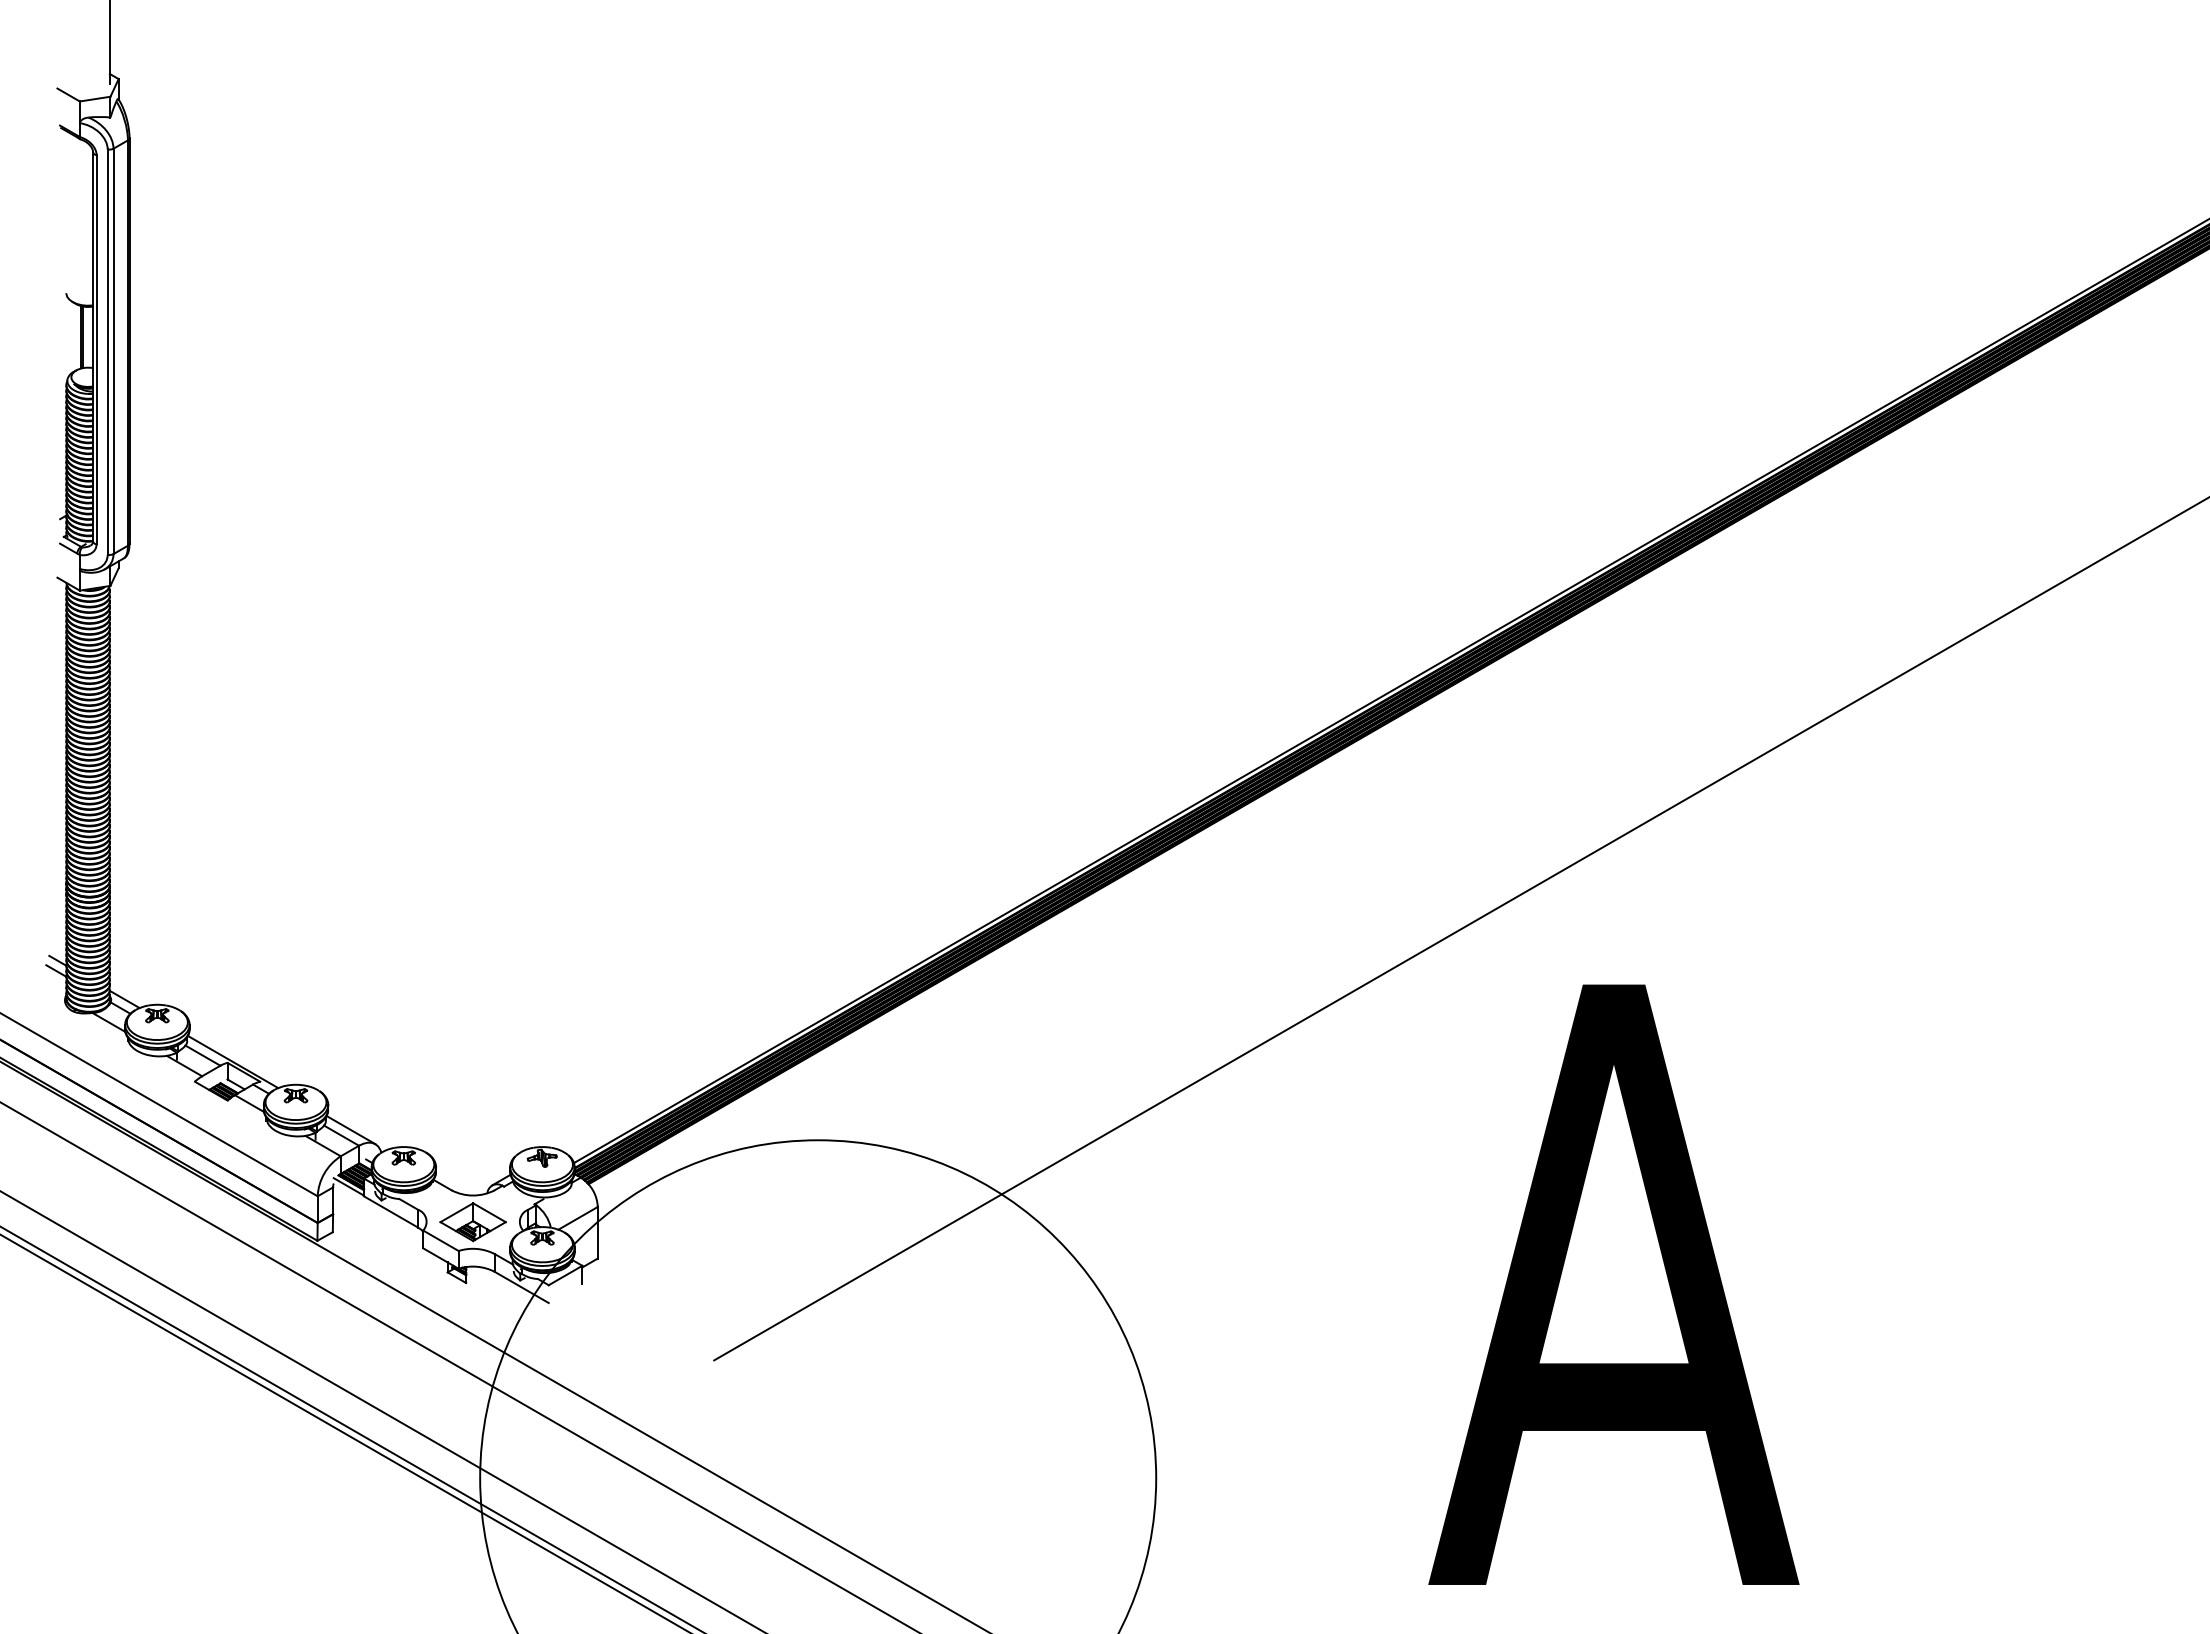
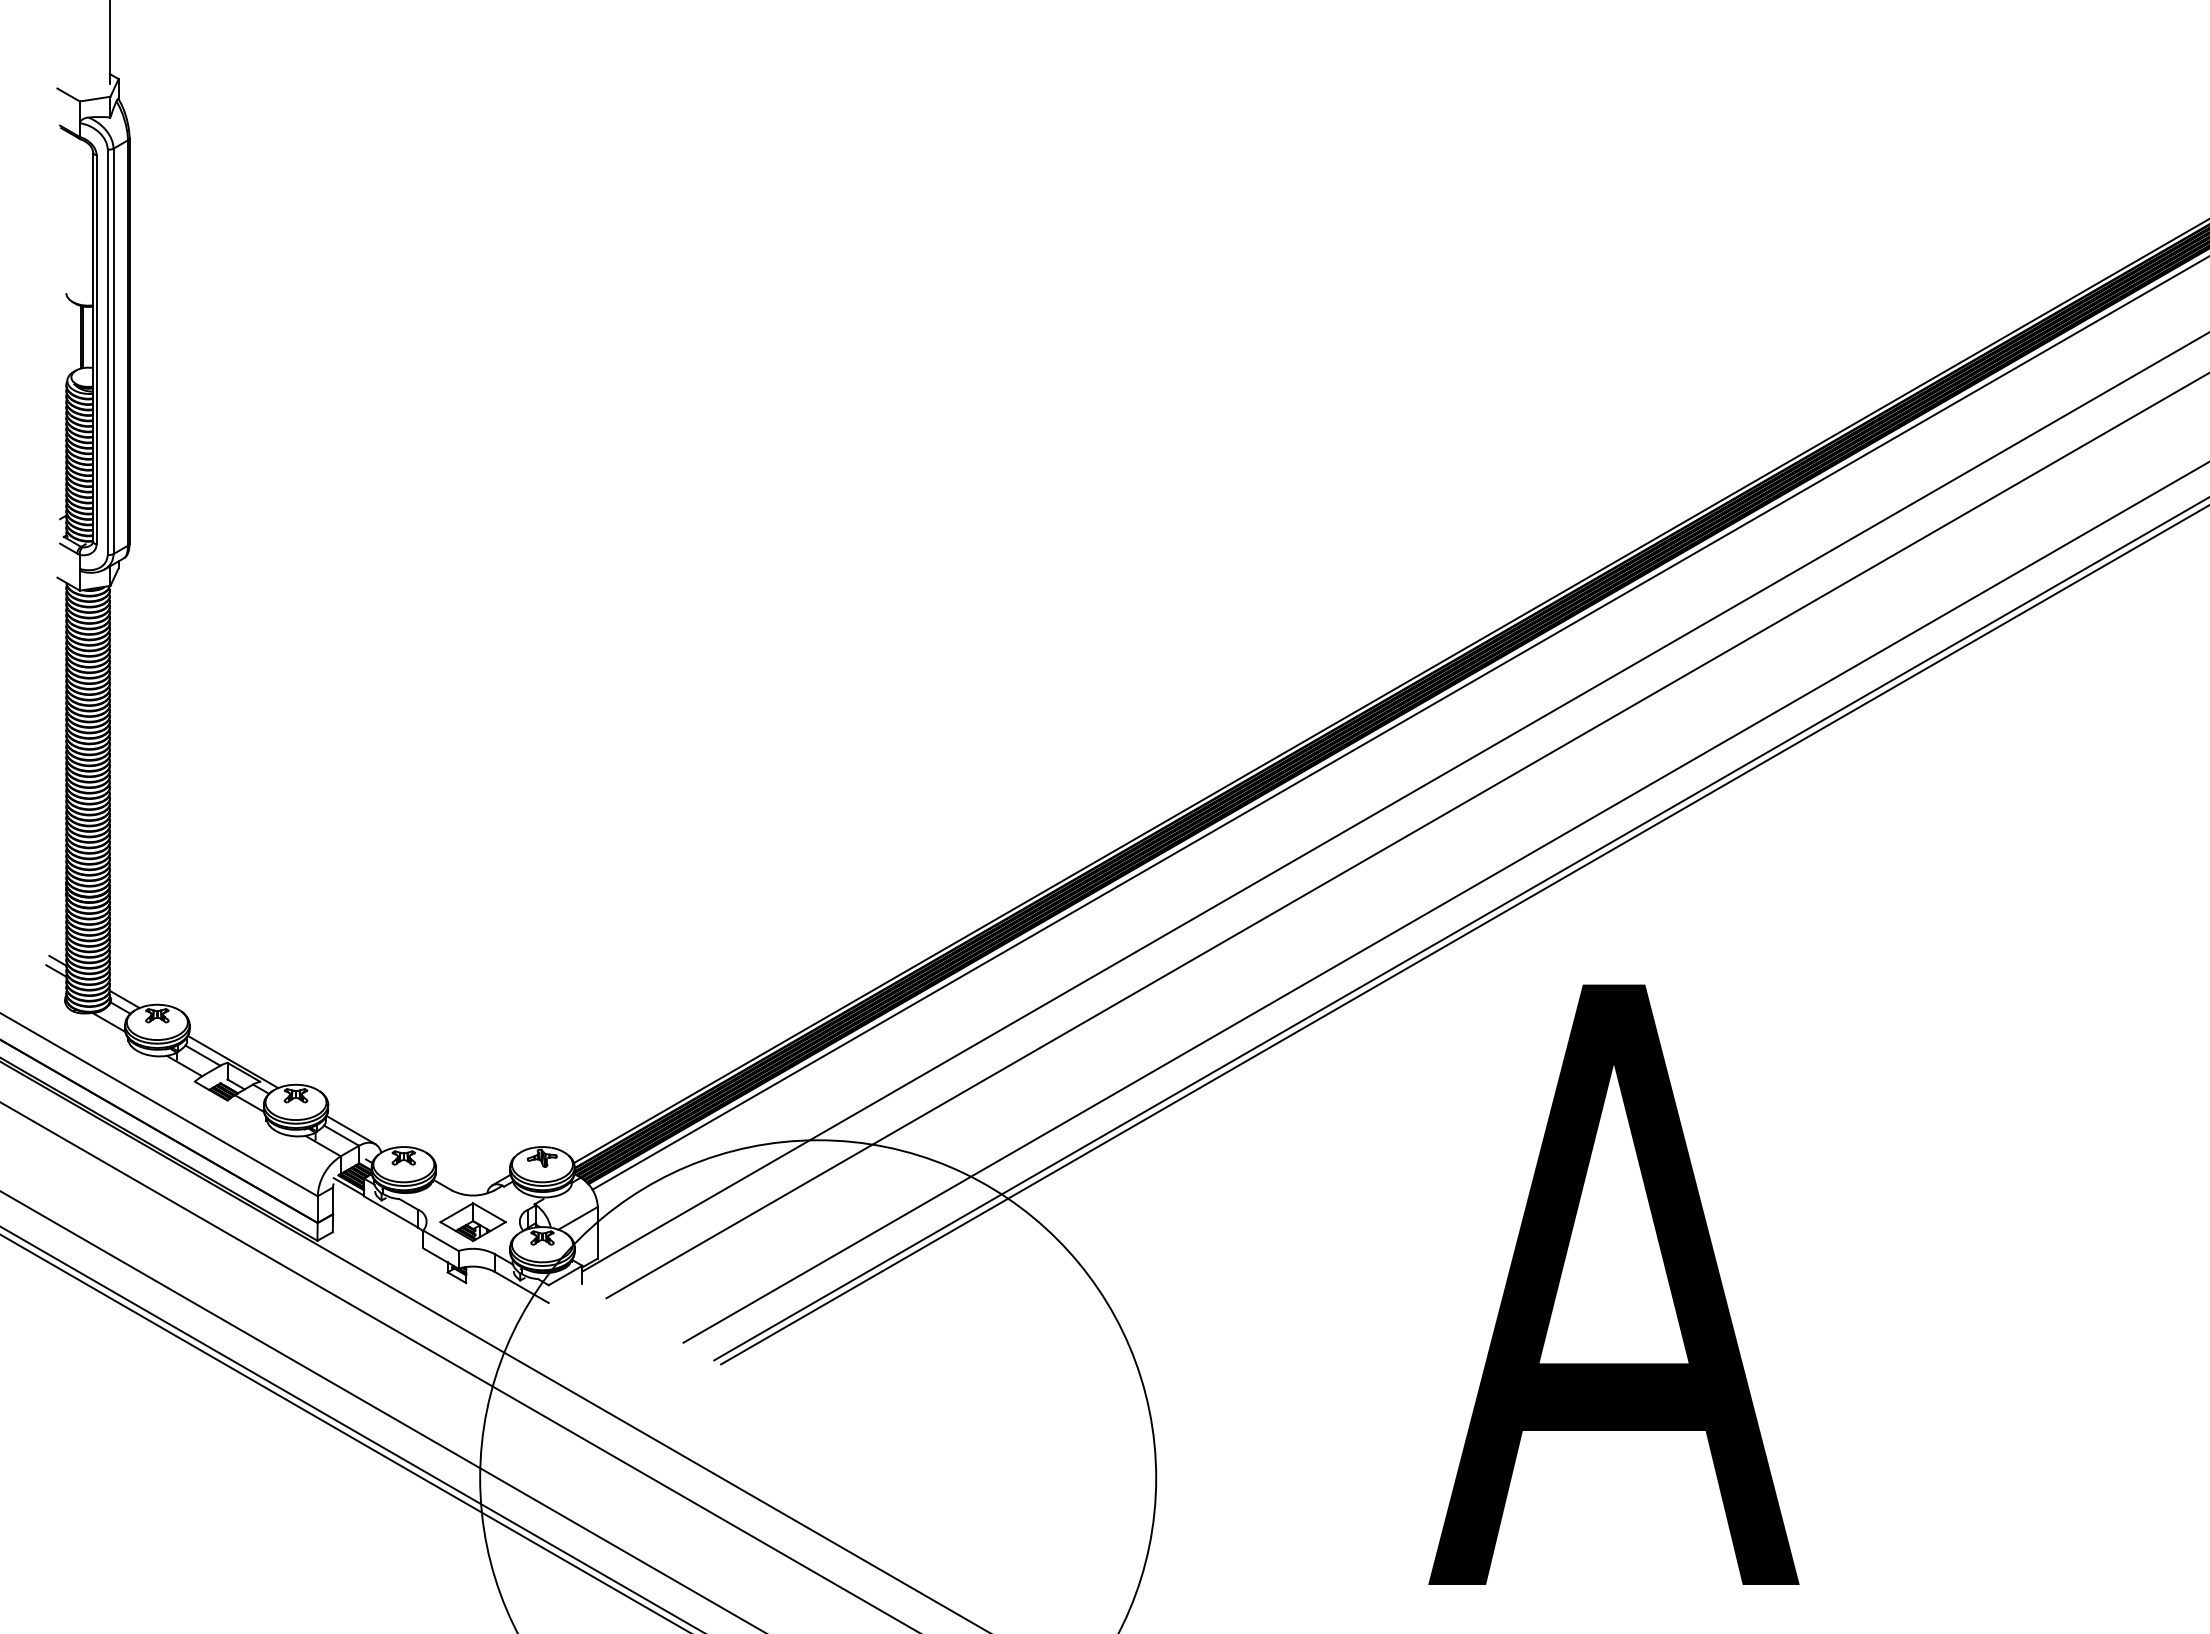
line: none -> present (1399, 723)
line: none -> present (1394, 802)
line: none -> present (1406, 836)
line: none -> present (1444, 902)
line: none -> present (1463, 935)
